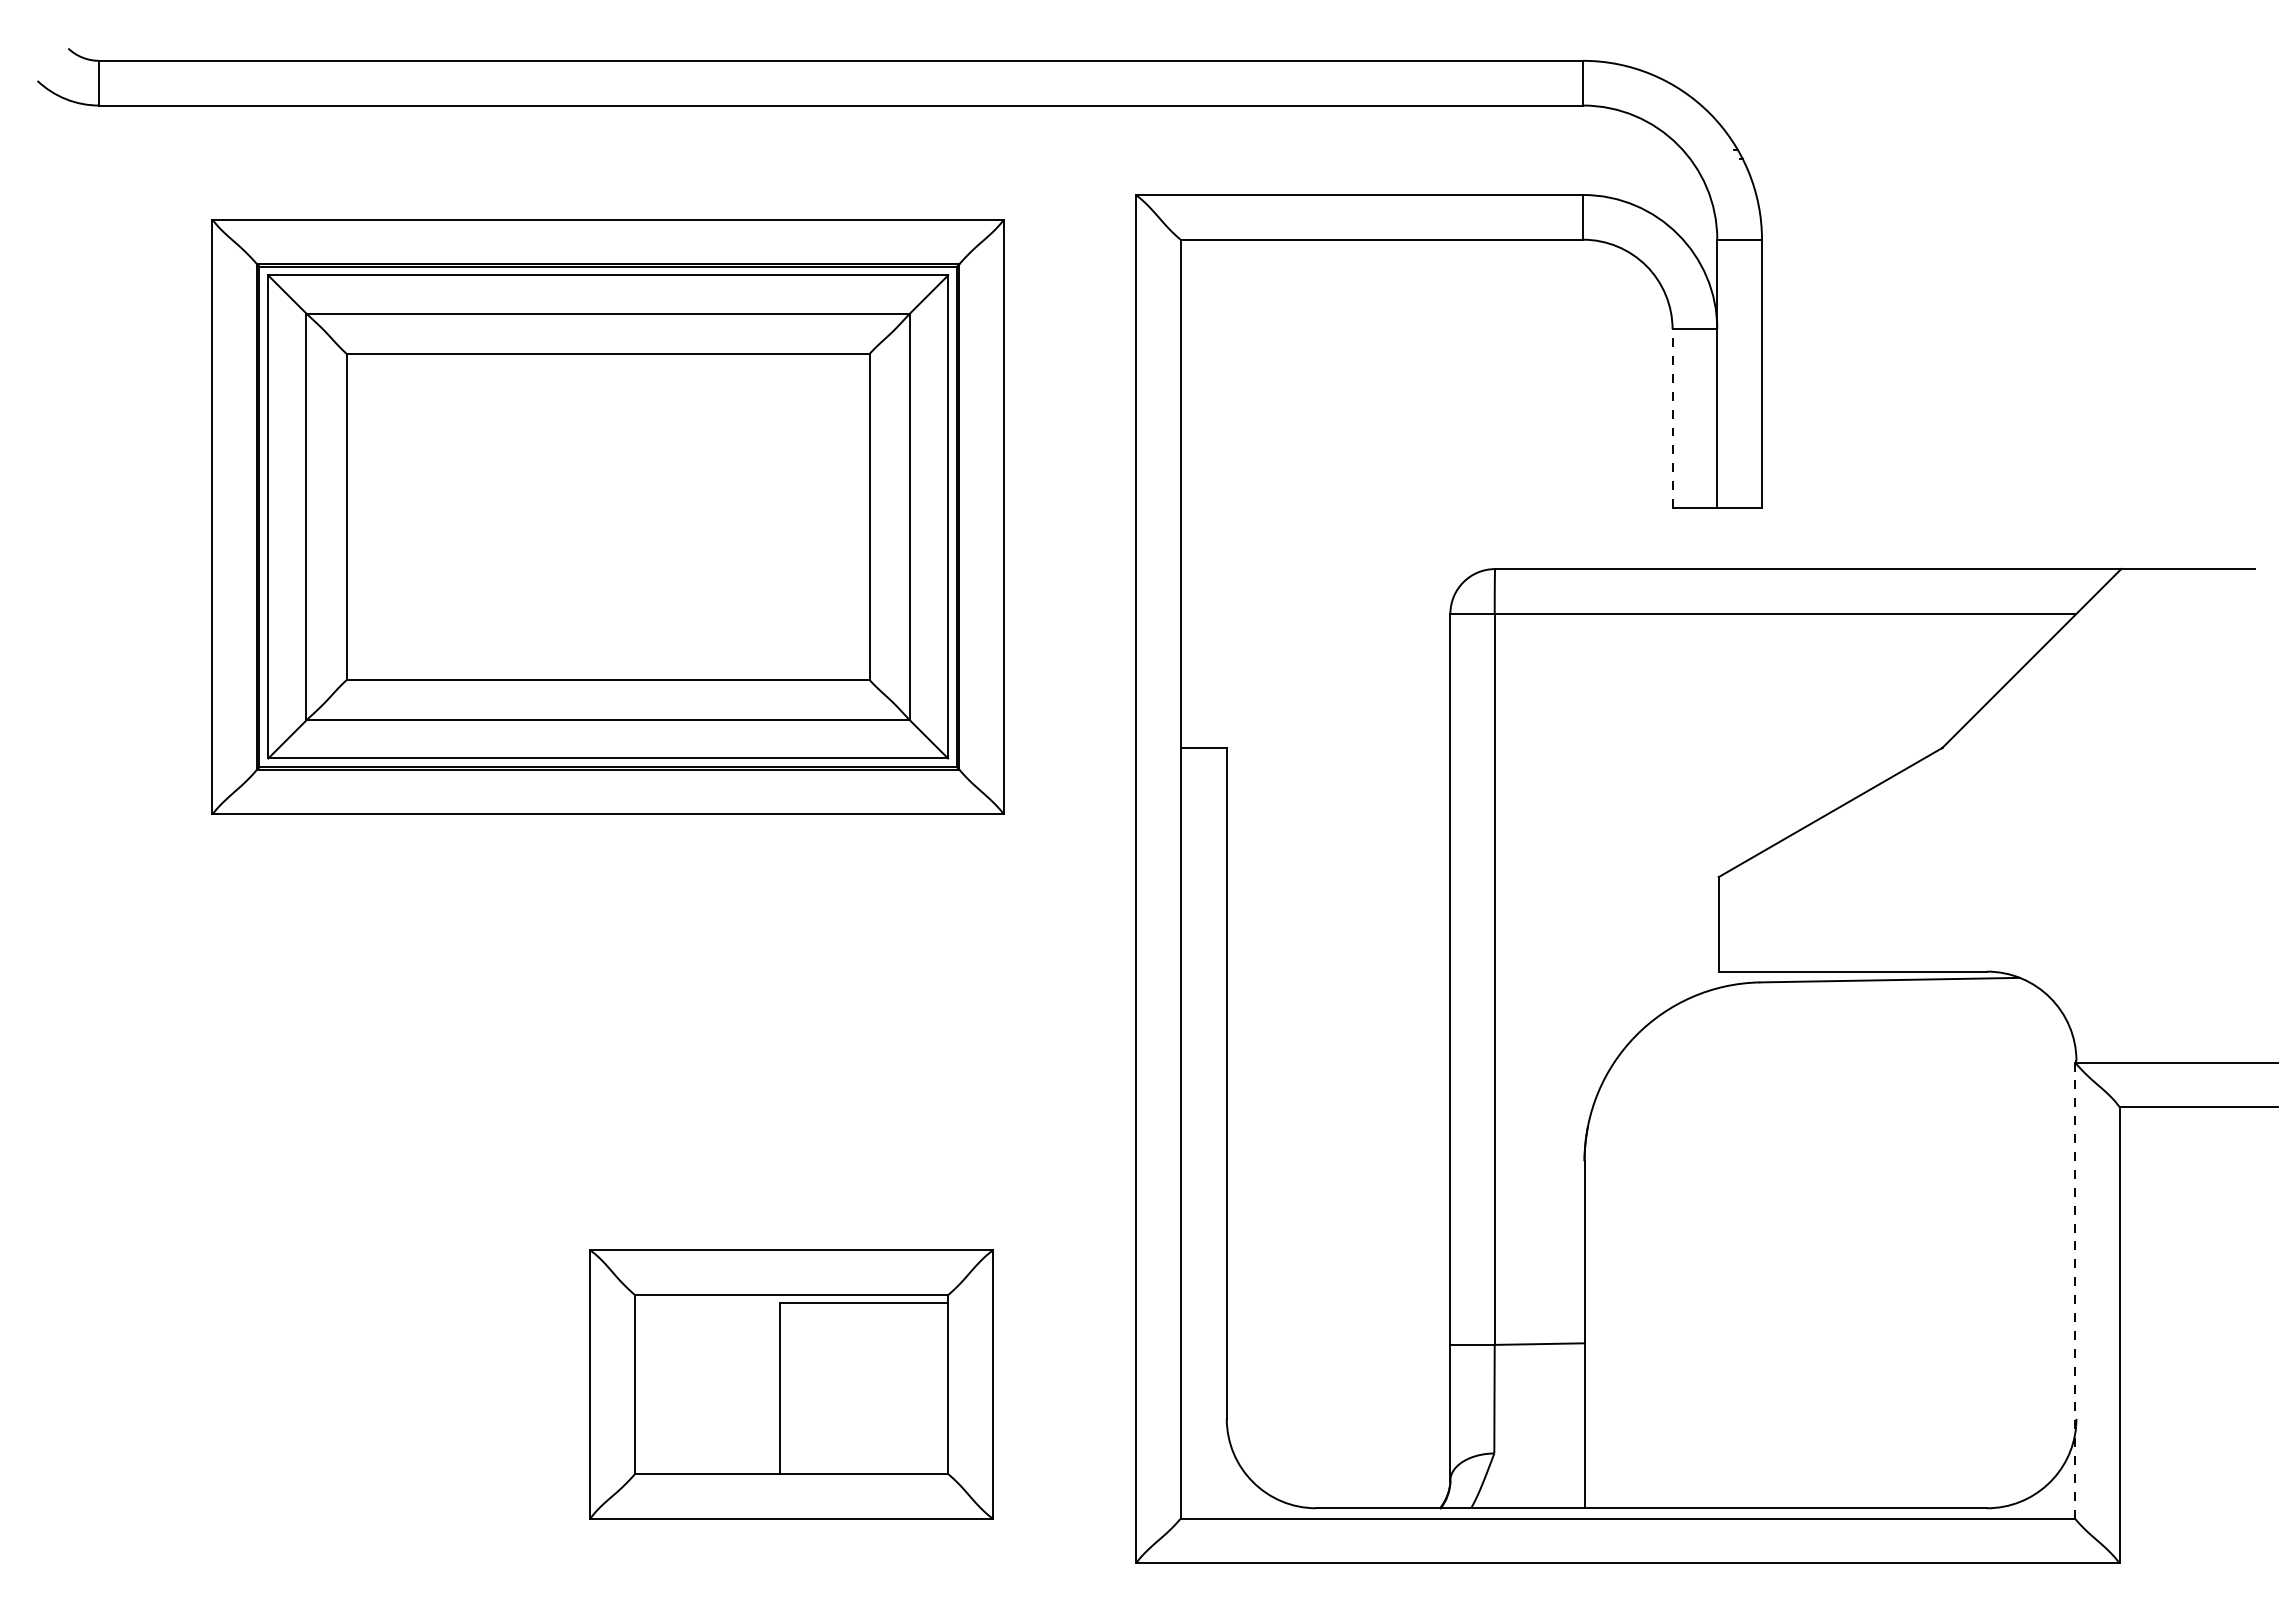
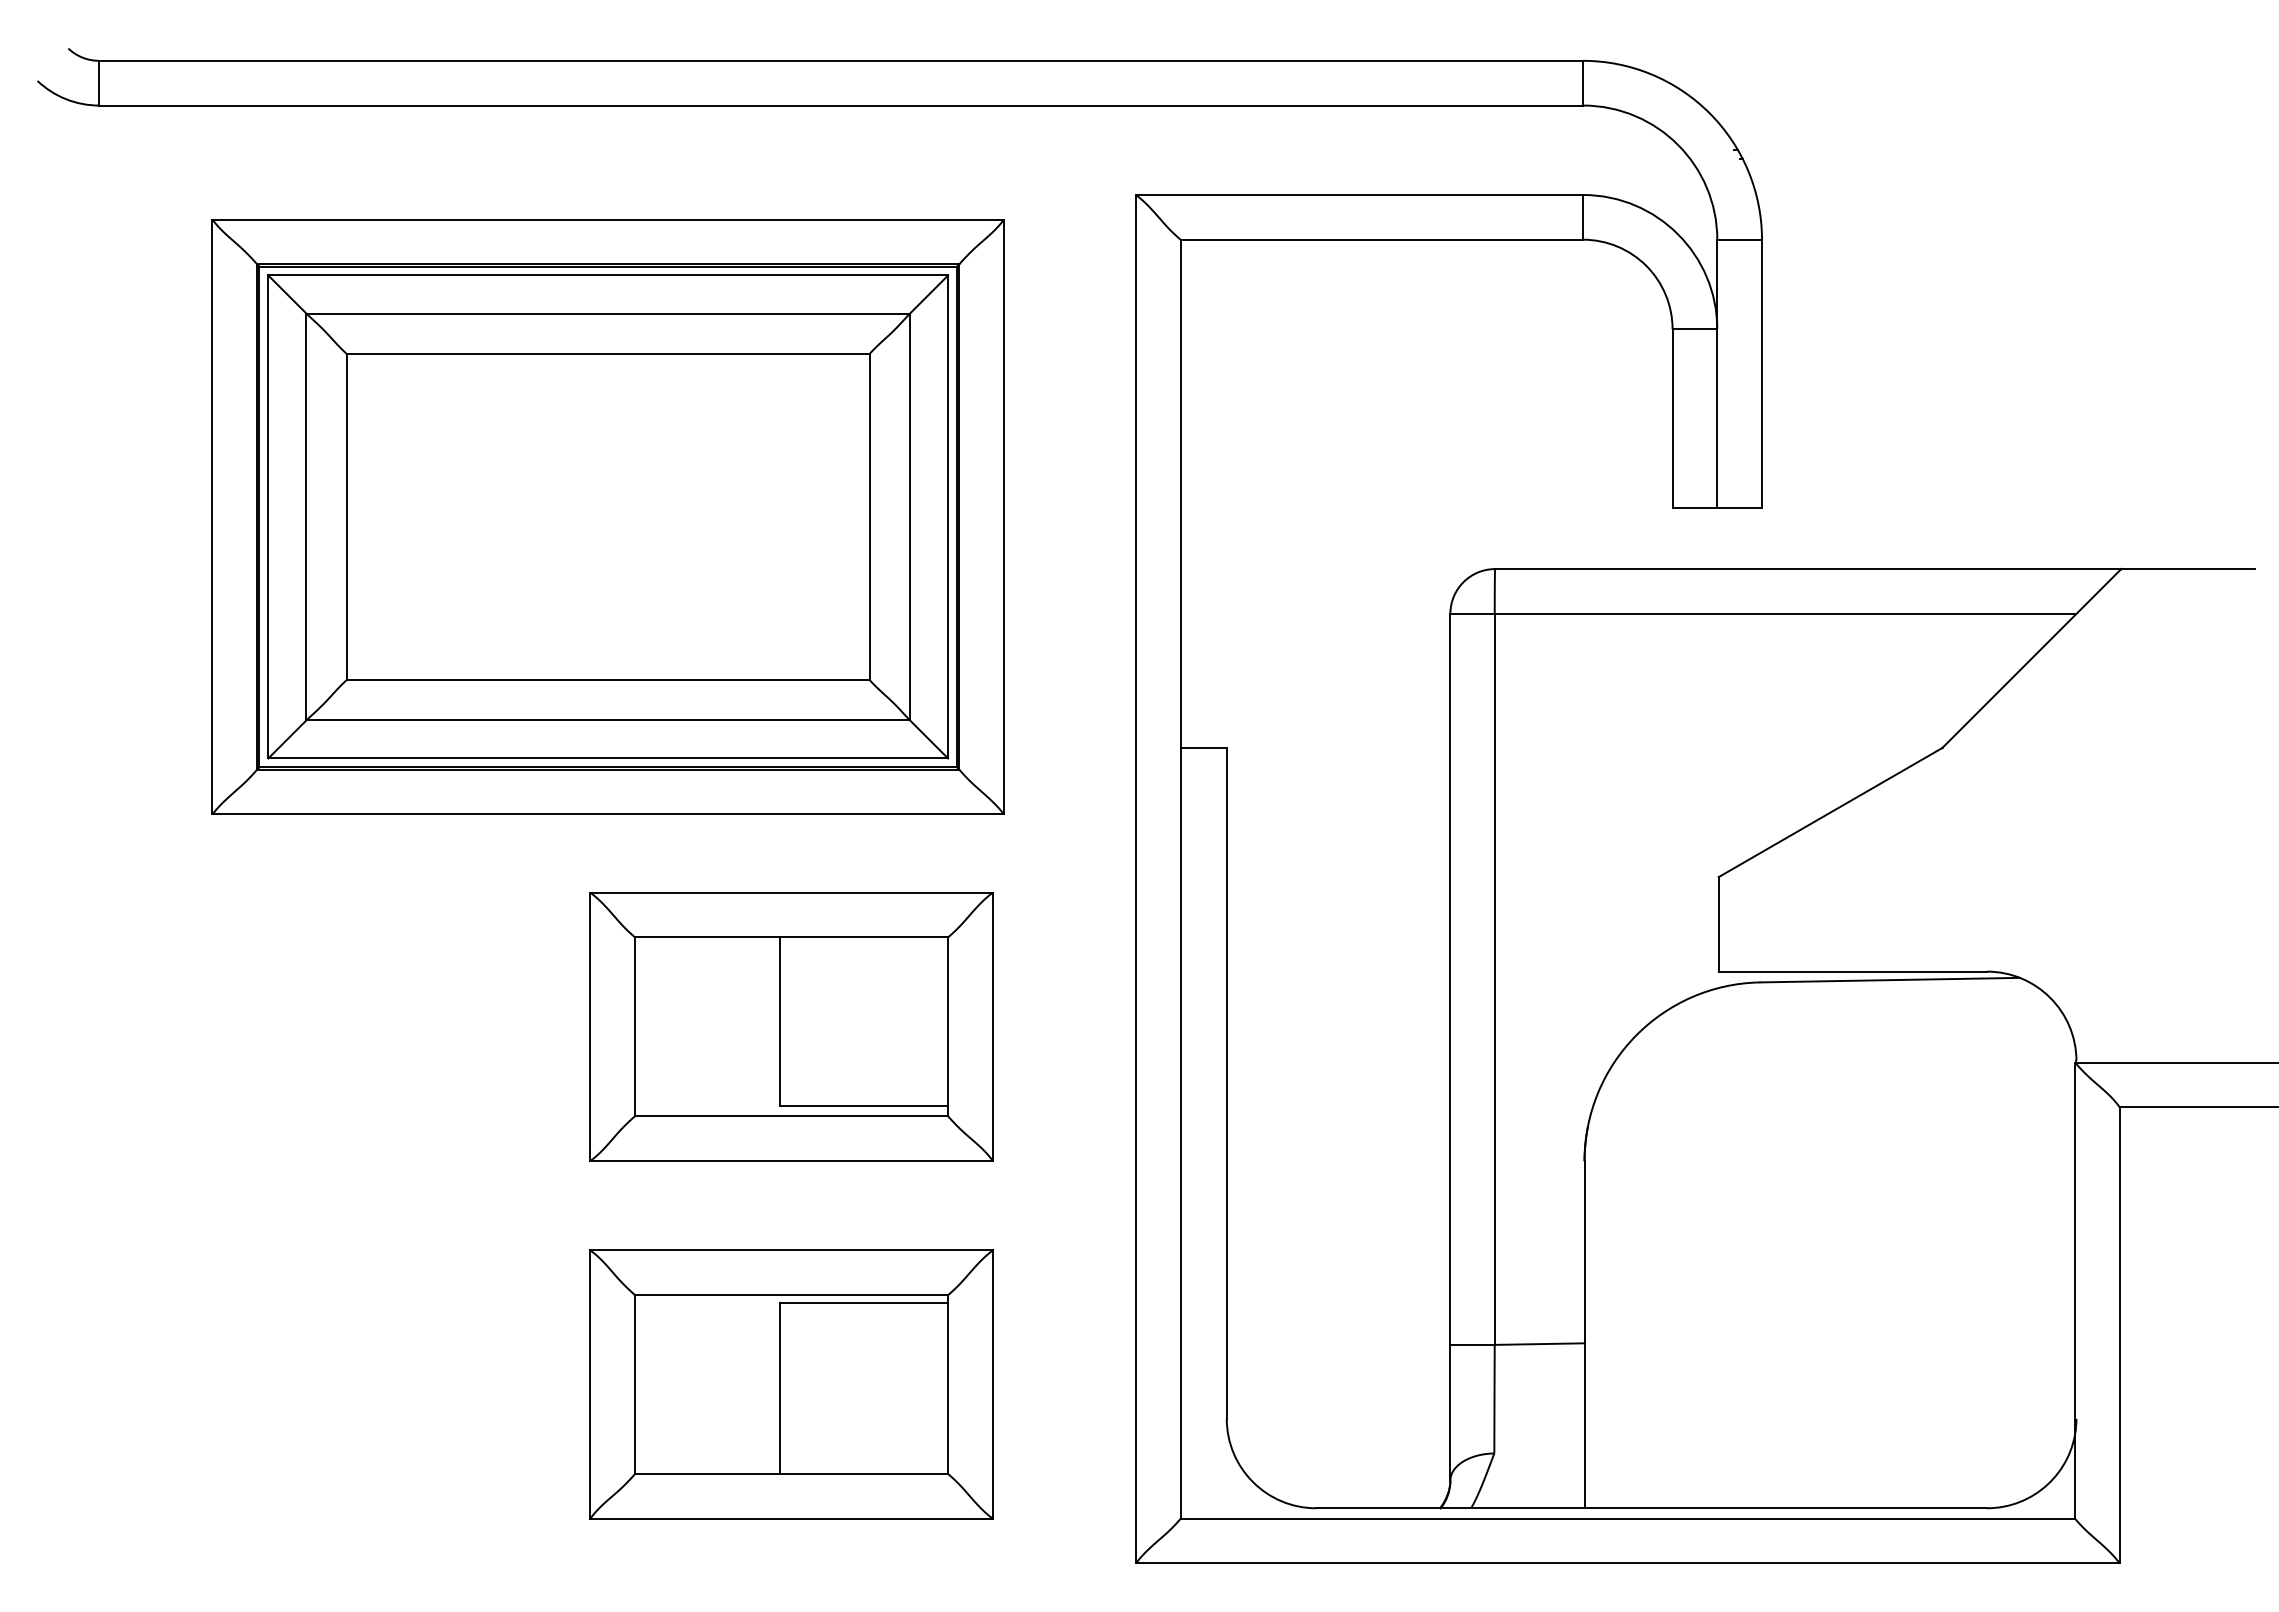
line: dashed -> solid (1672, 418)
part: none -> present (791, 1026)
line: dashed -> solid (2075, 1291)
